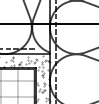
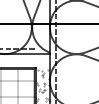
hatch: present -> none (26, 61)
